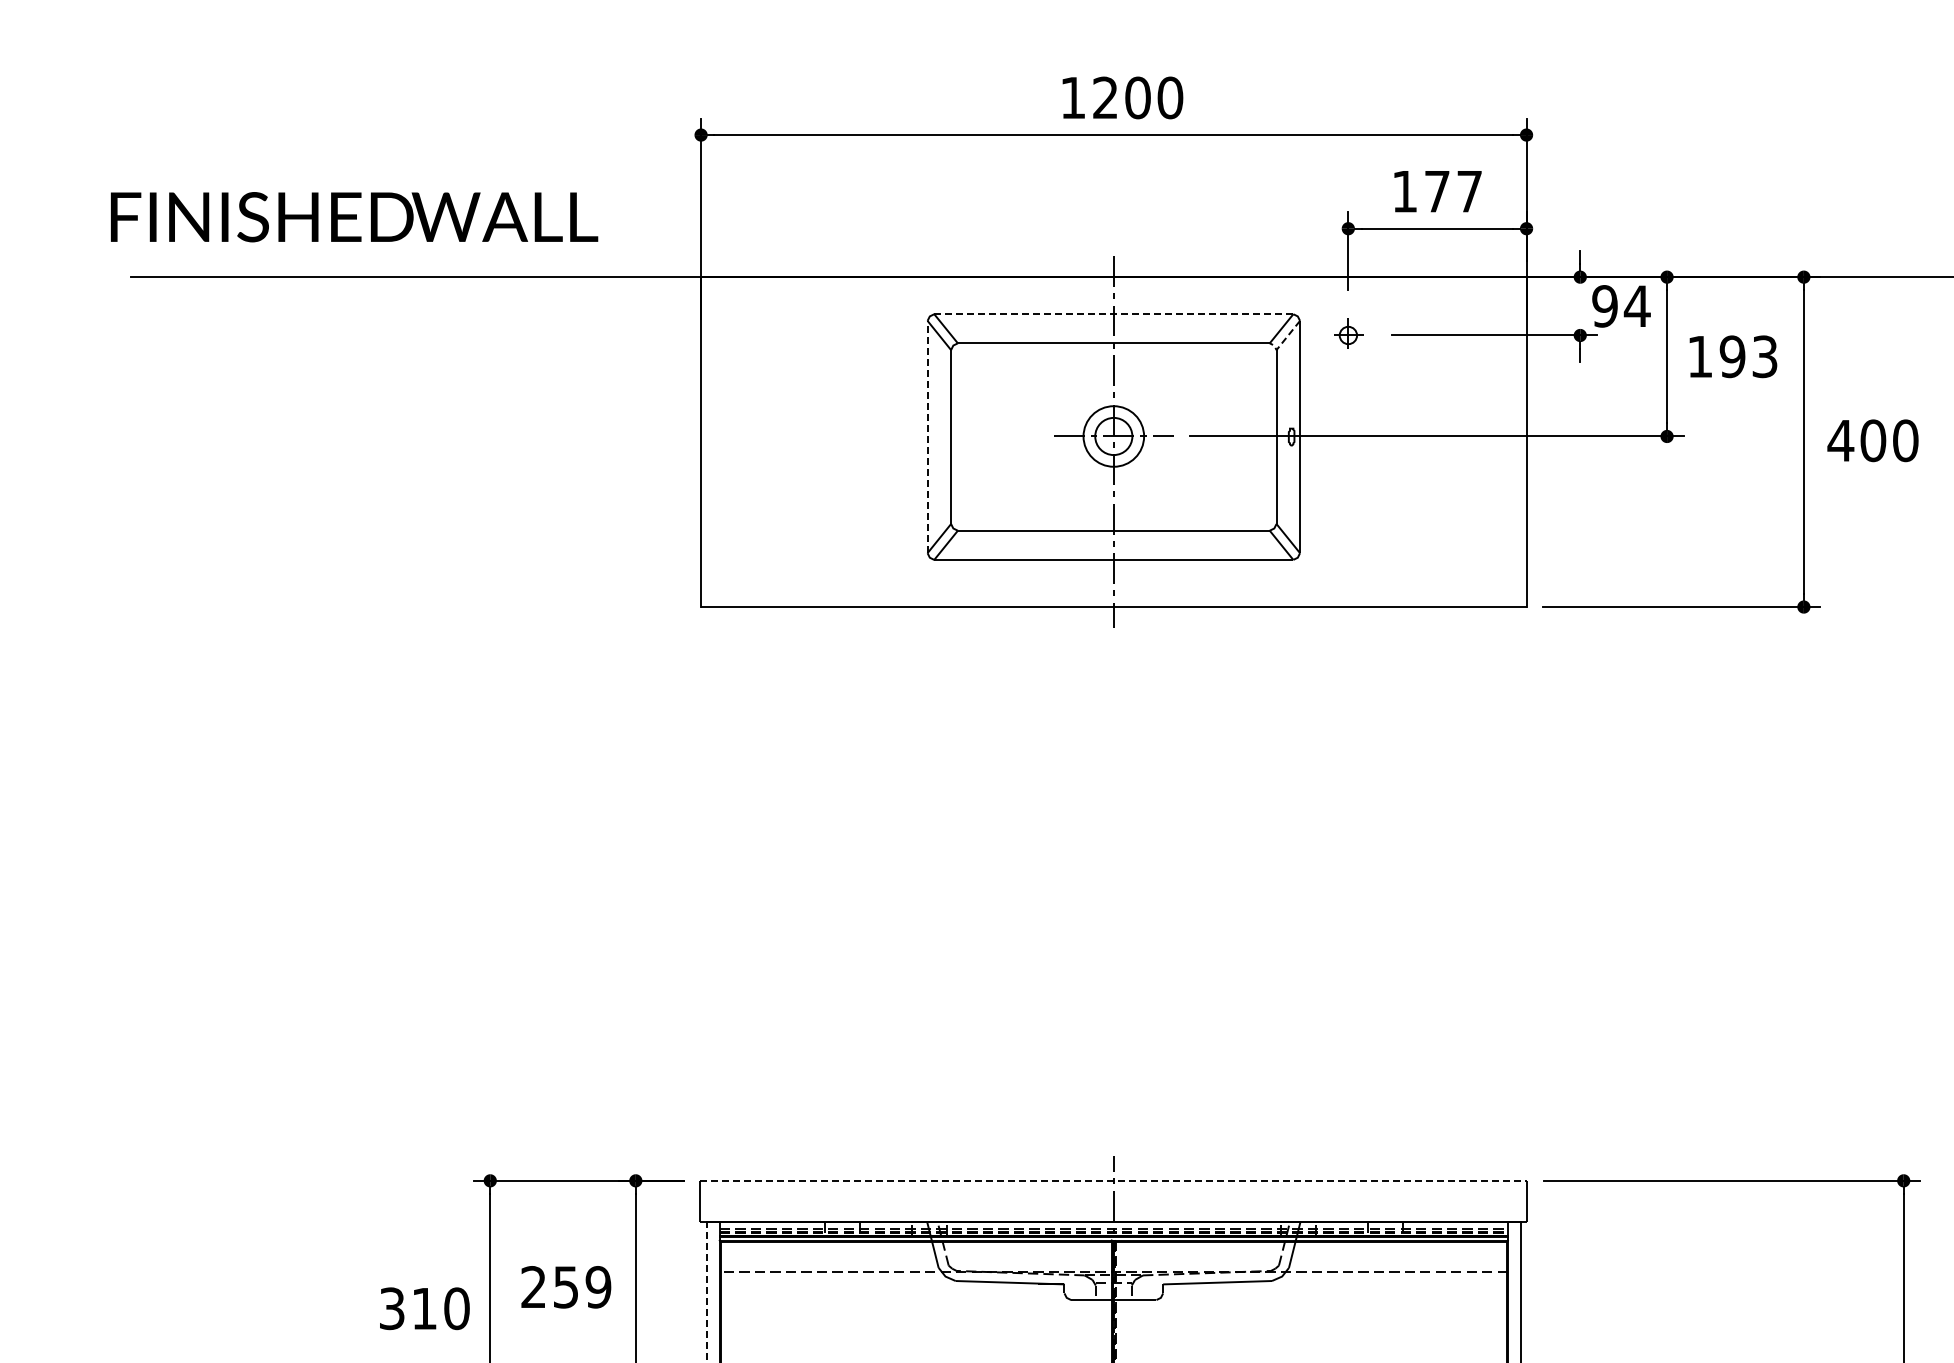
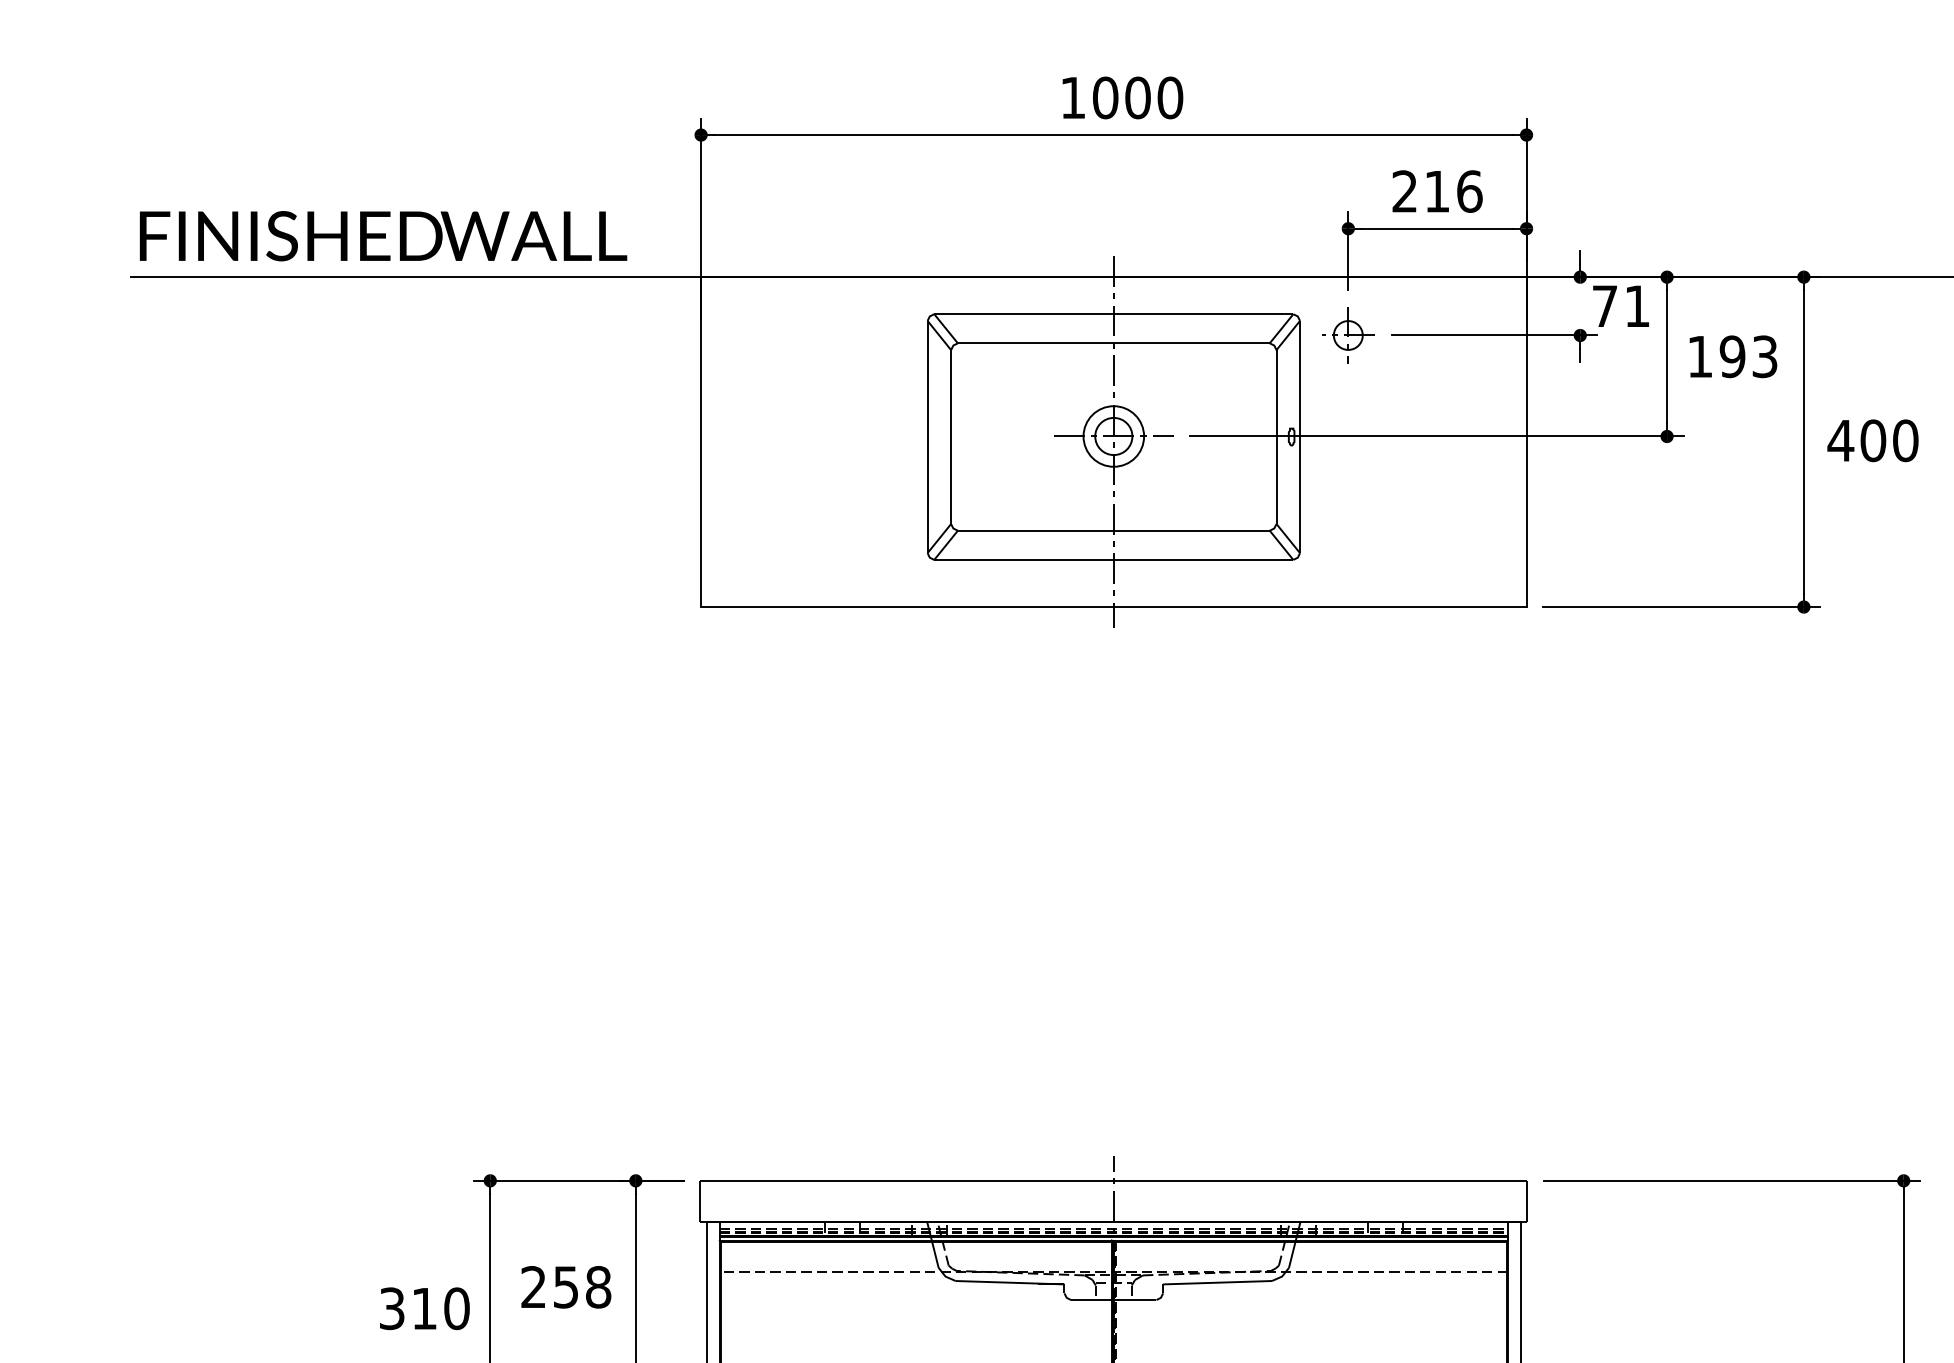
text: 1200 -> 1000 (1105, 97)
text: 177 -> 216 (1437, 191)
text position: (354, 217) -> (383, 236) (383, 236)
text: 94 -> 71 (1621, 306)
line: dashed -> solid (1113, 314)
part size: 30x31 px -> 53x57 px (1348, 335)
line: dashed -> solid (1283, 340)
line: dashed -> solid (927, 436)
line: dashed -> solid (1113, 1180)
text: 259 -> 258 (598, 1287)
line: dashed -> solid (706, 1292)
